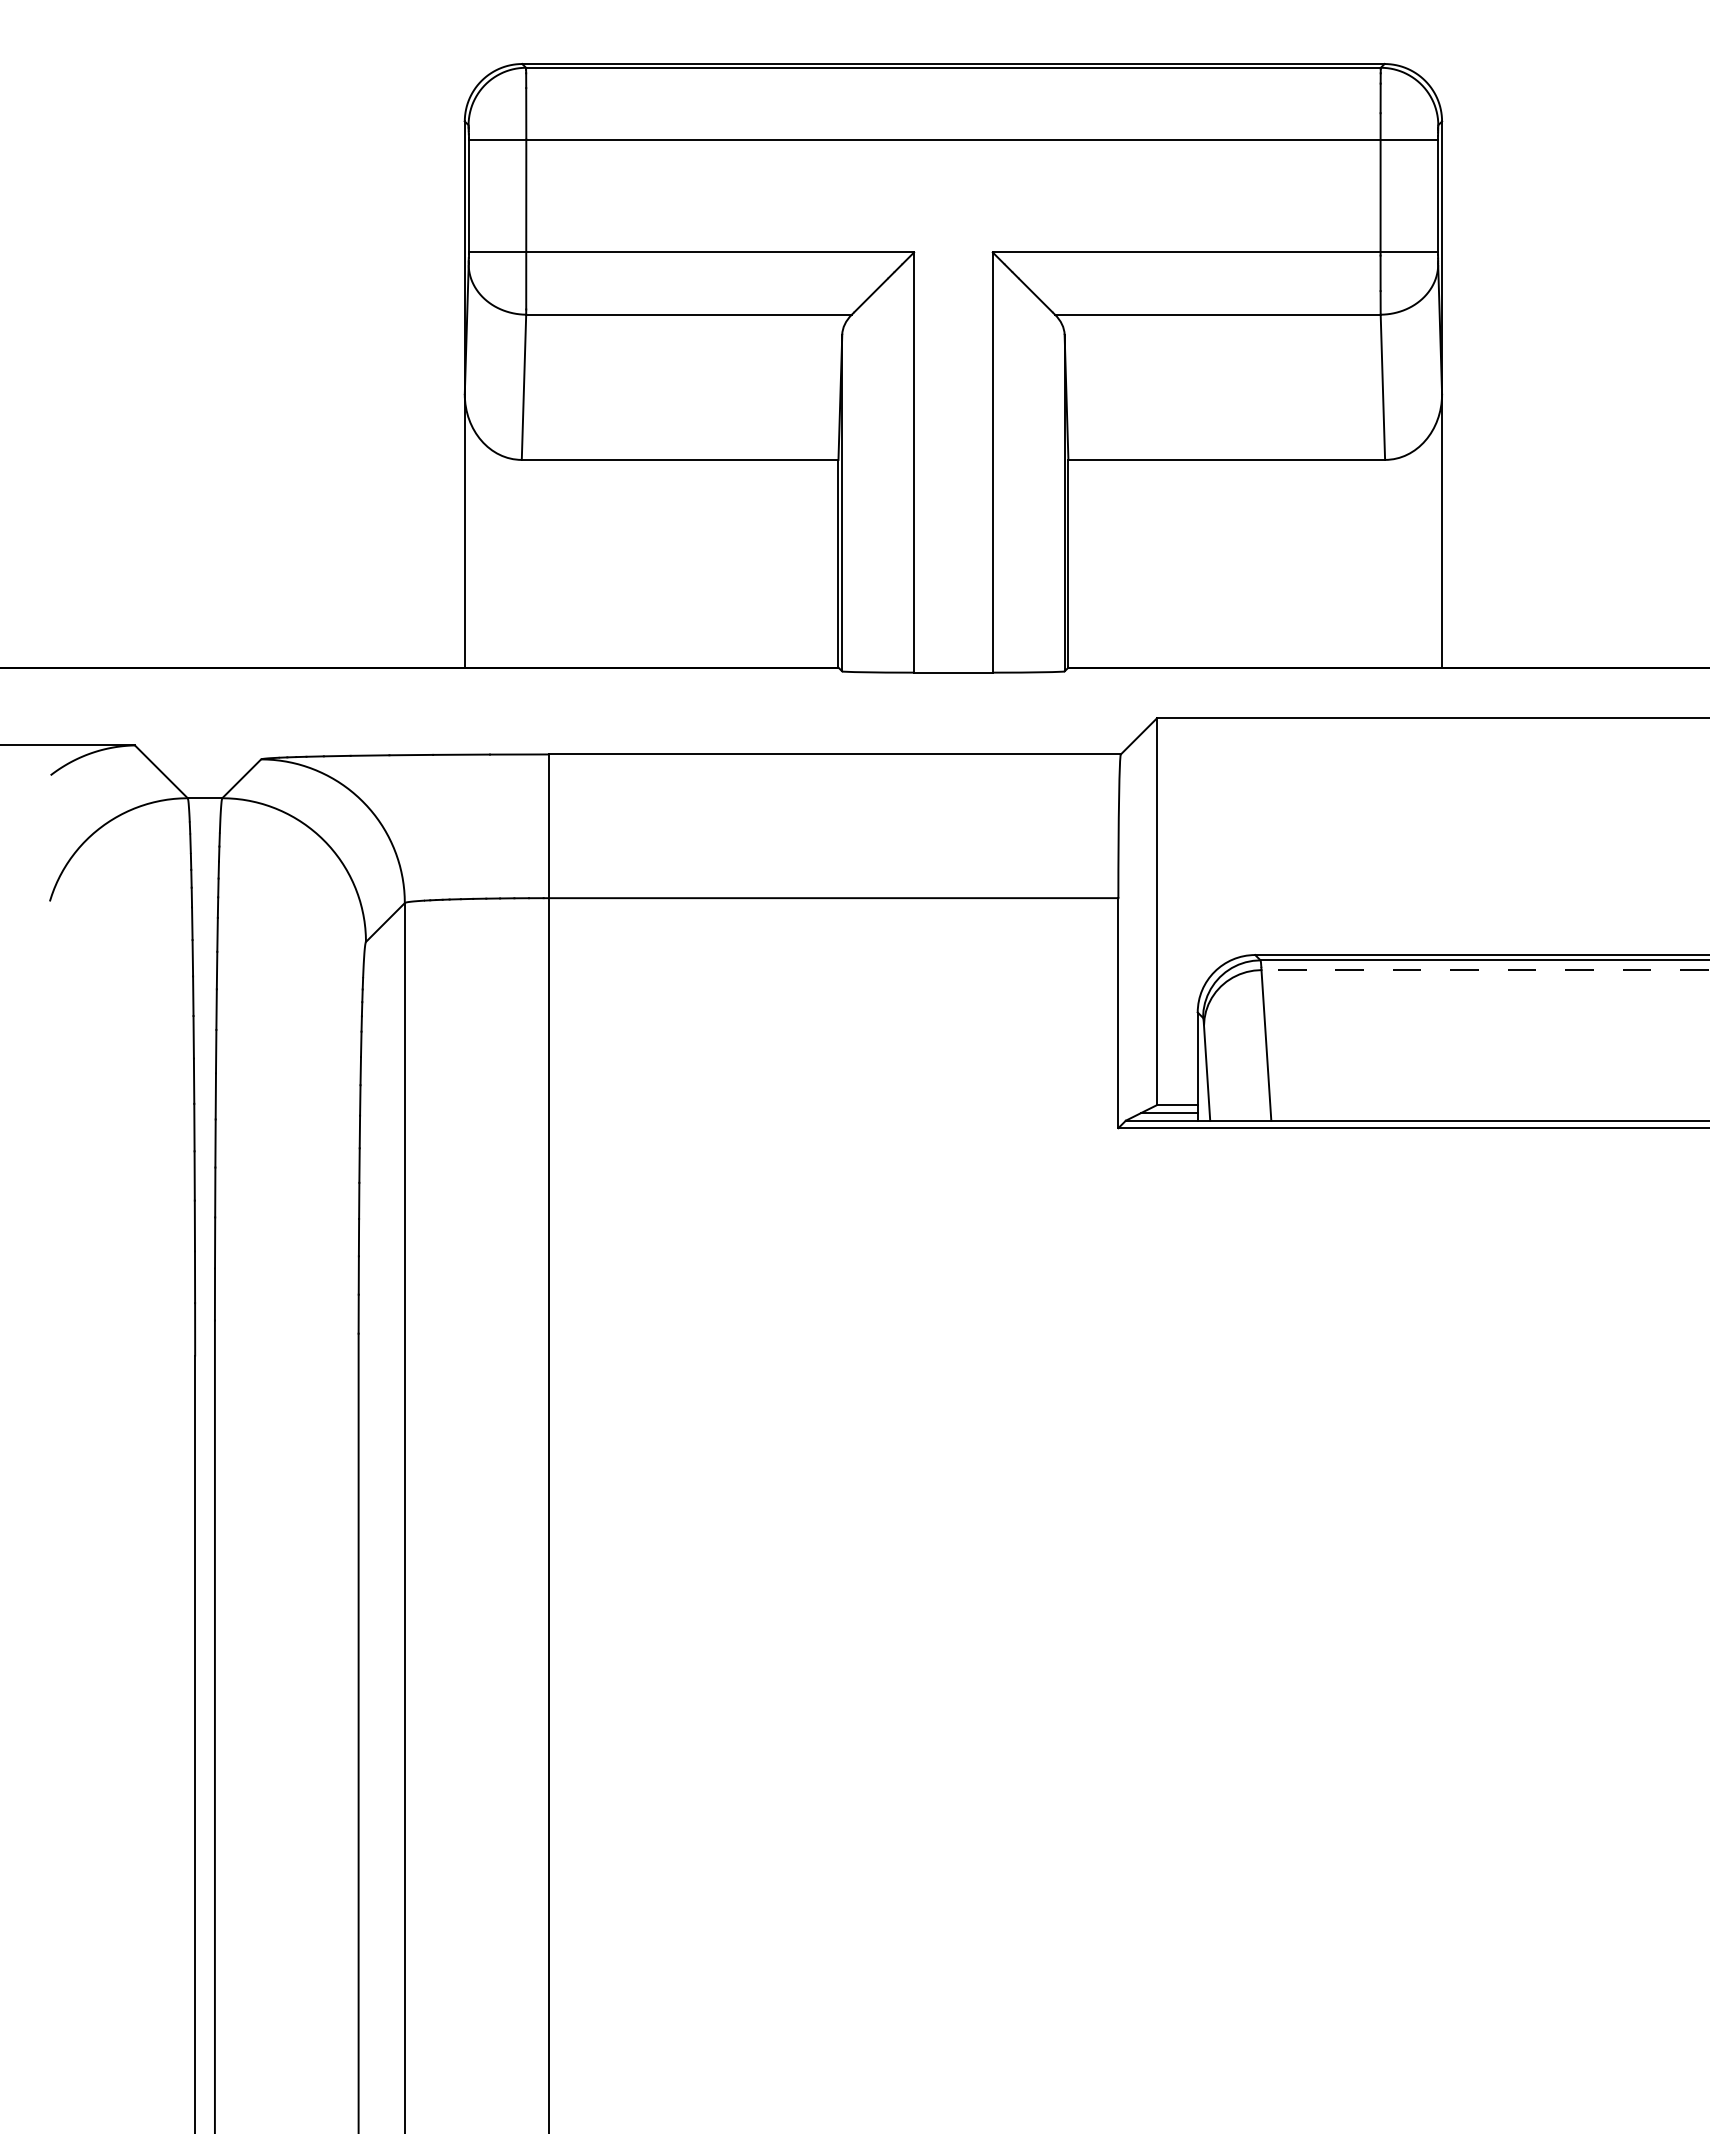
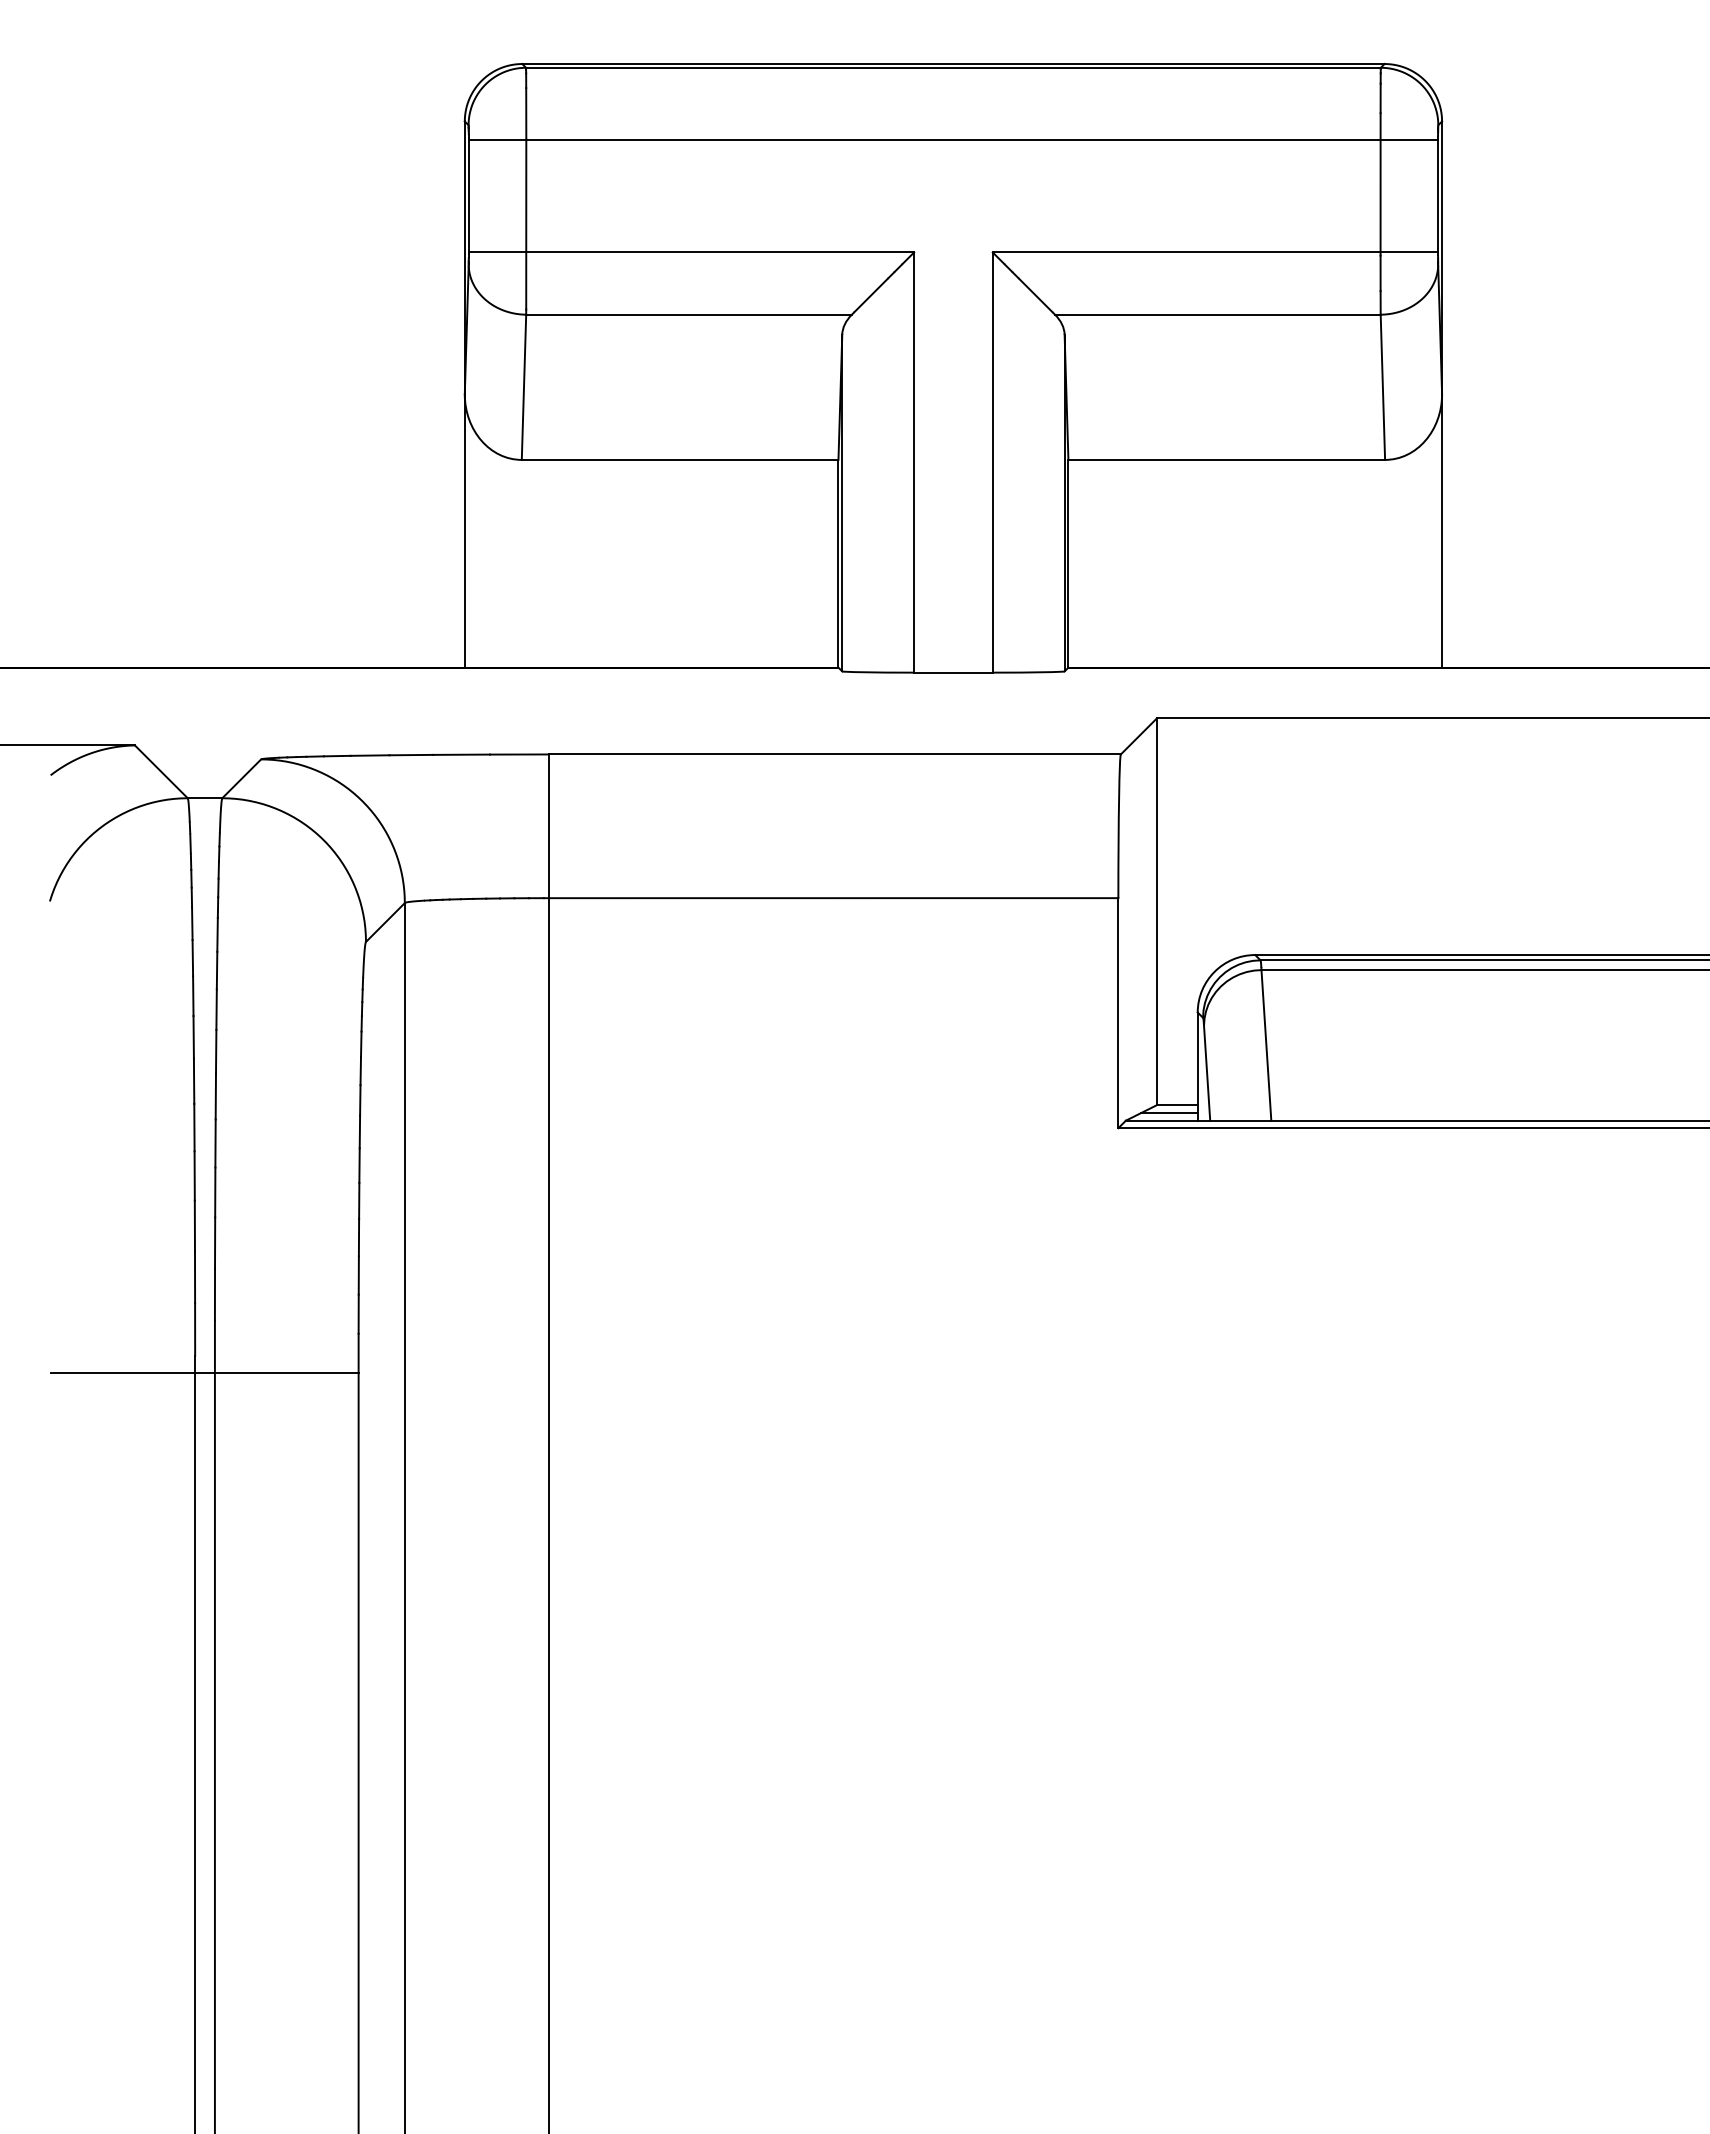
line: dashed -> solid (1485, 970)
line: none -> present (204, 1373)
